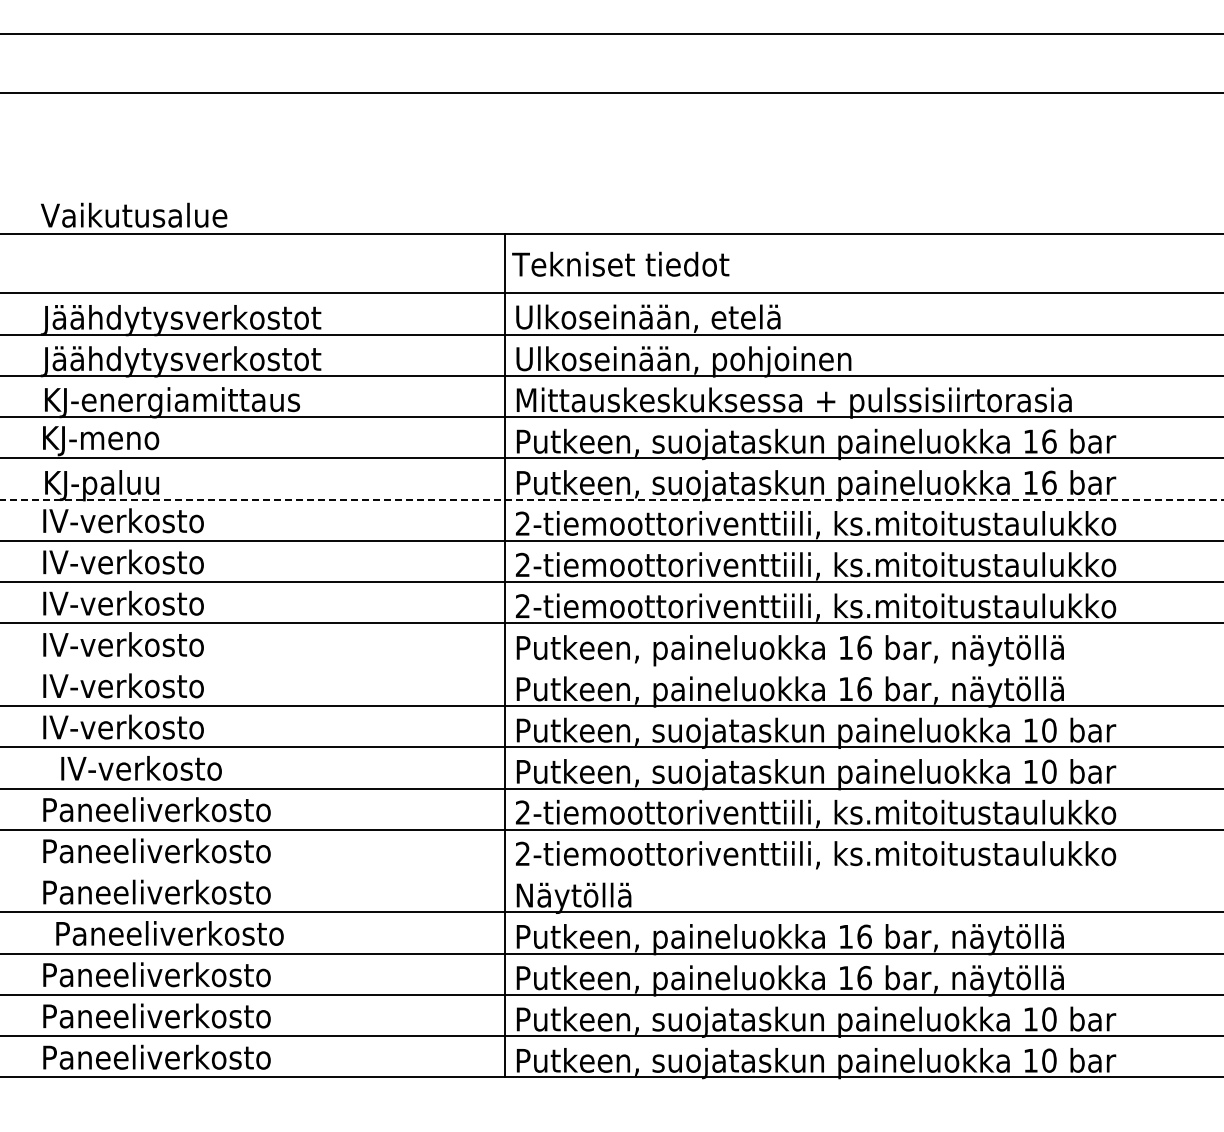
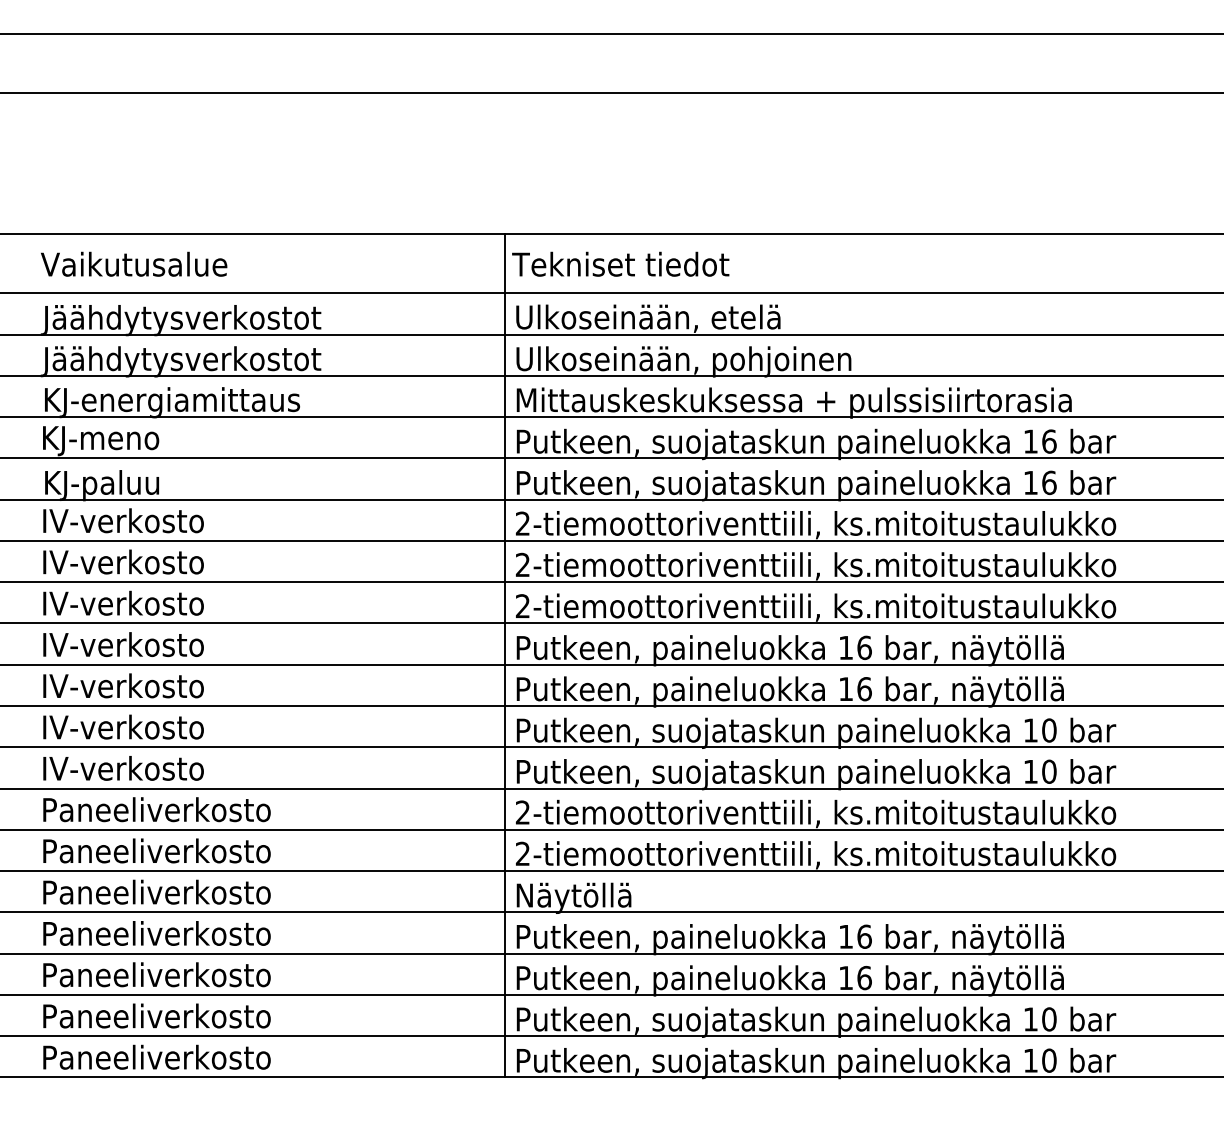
text position: (134, 214) -> (134, 263) (134, 263)
line: dashed -> solid (612, 499)
line: none -> present (611, 664)
text position: (141, 768) -> (123, 768) (123, 768)
line: none -> present (611, 871)
text position: (169, 933) -> (156, 933) (156, 933)
